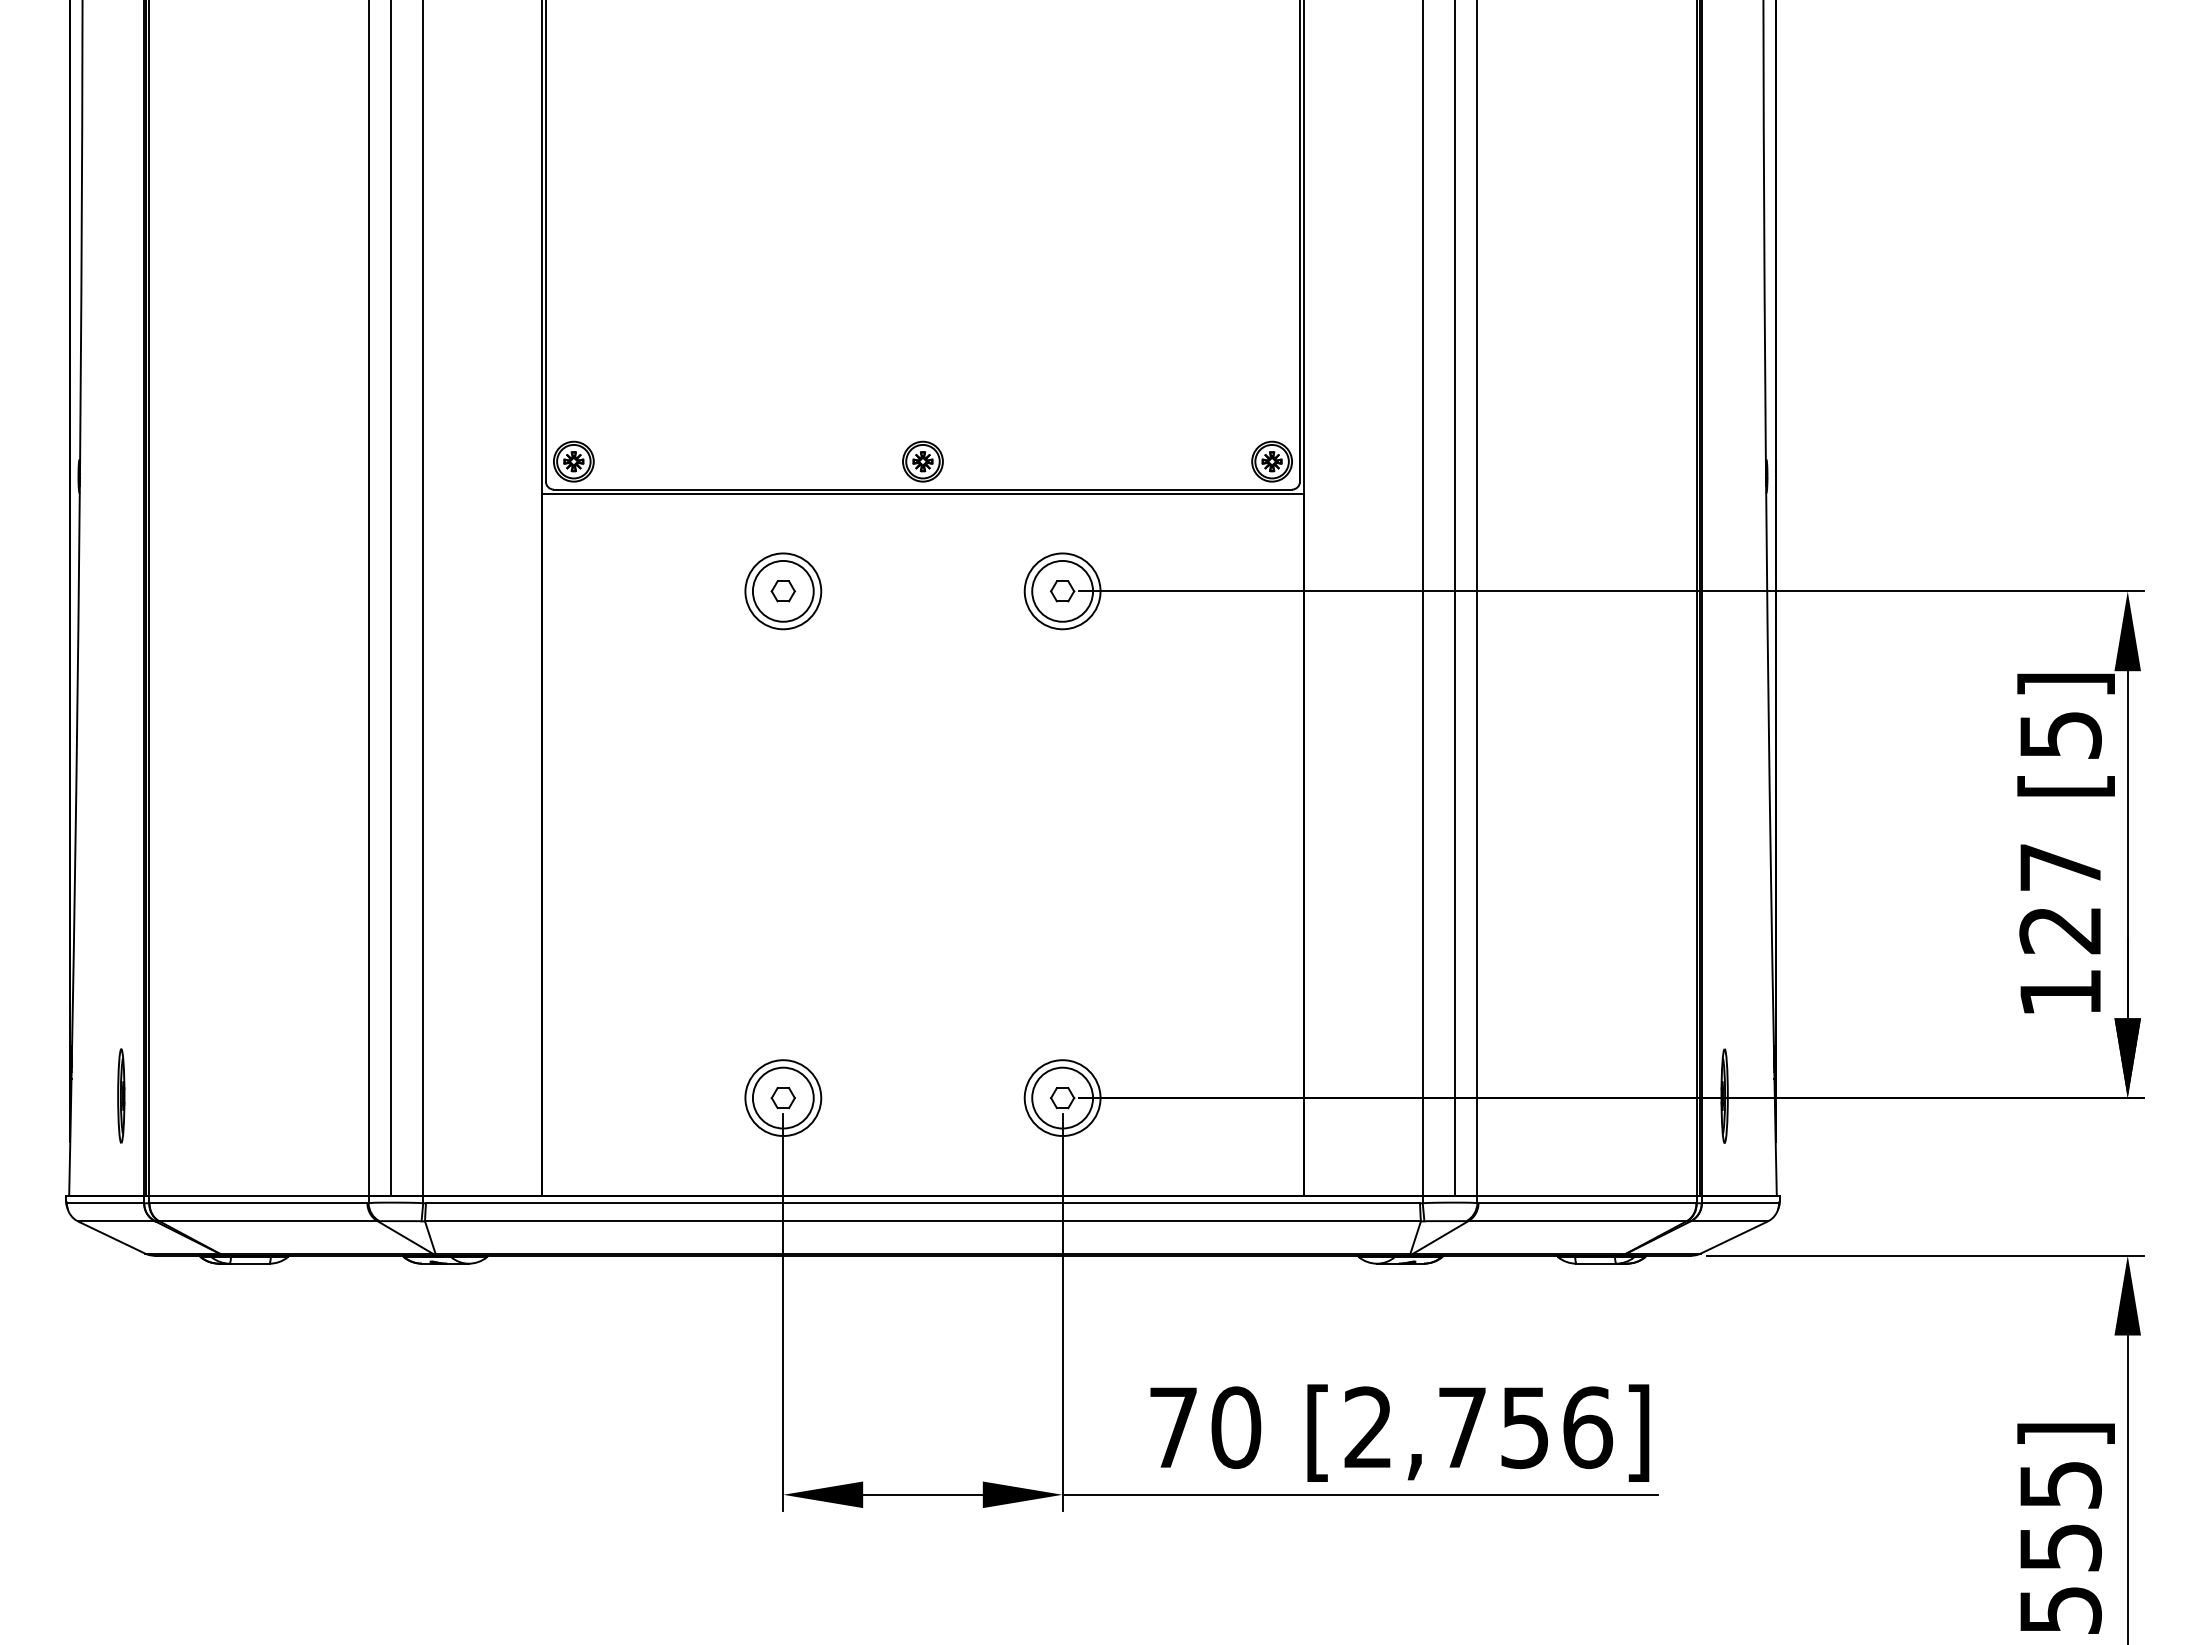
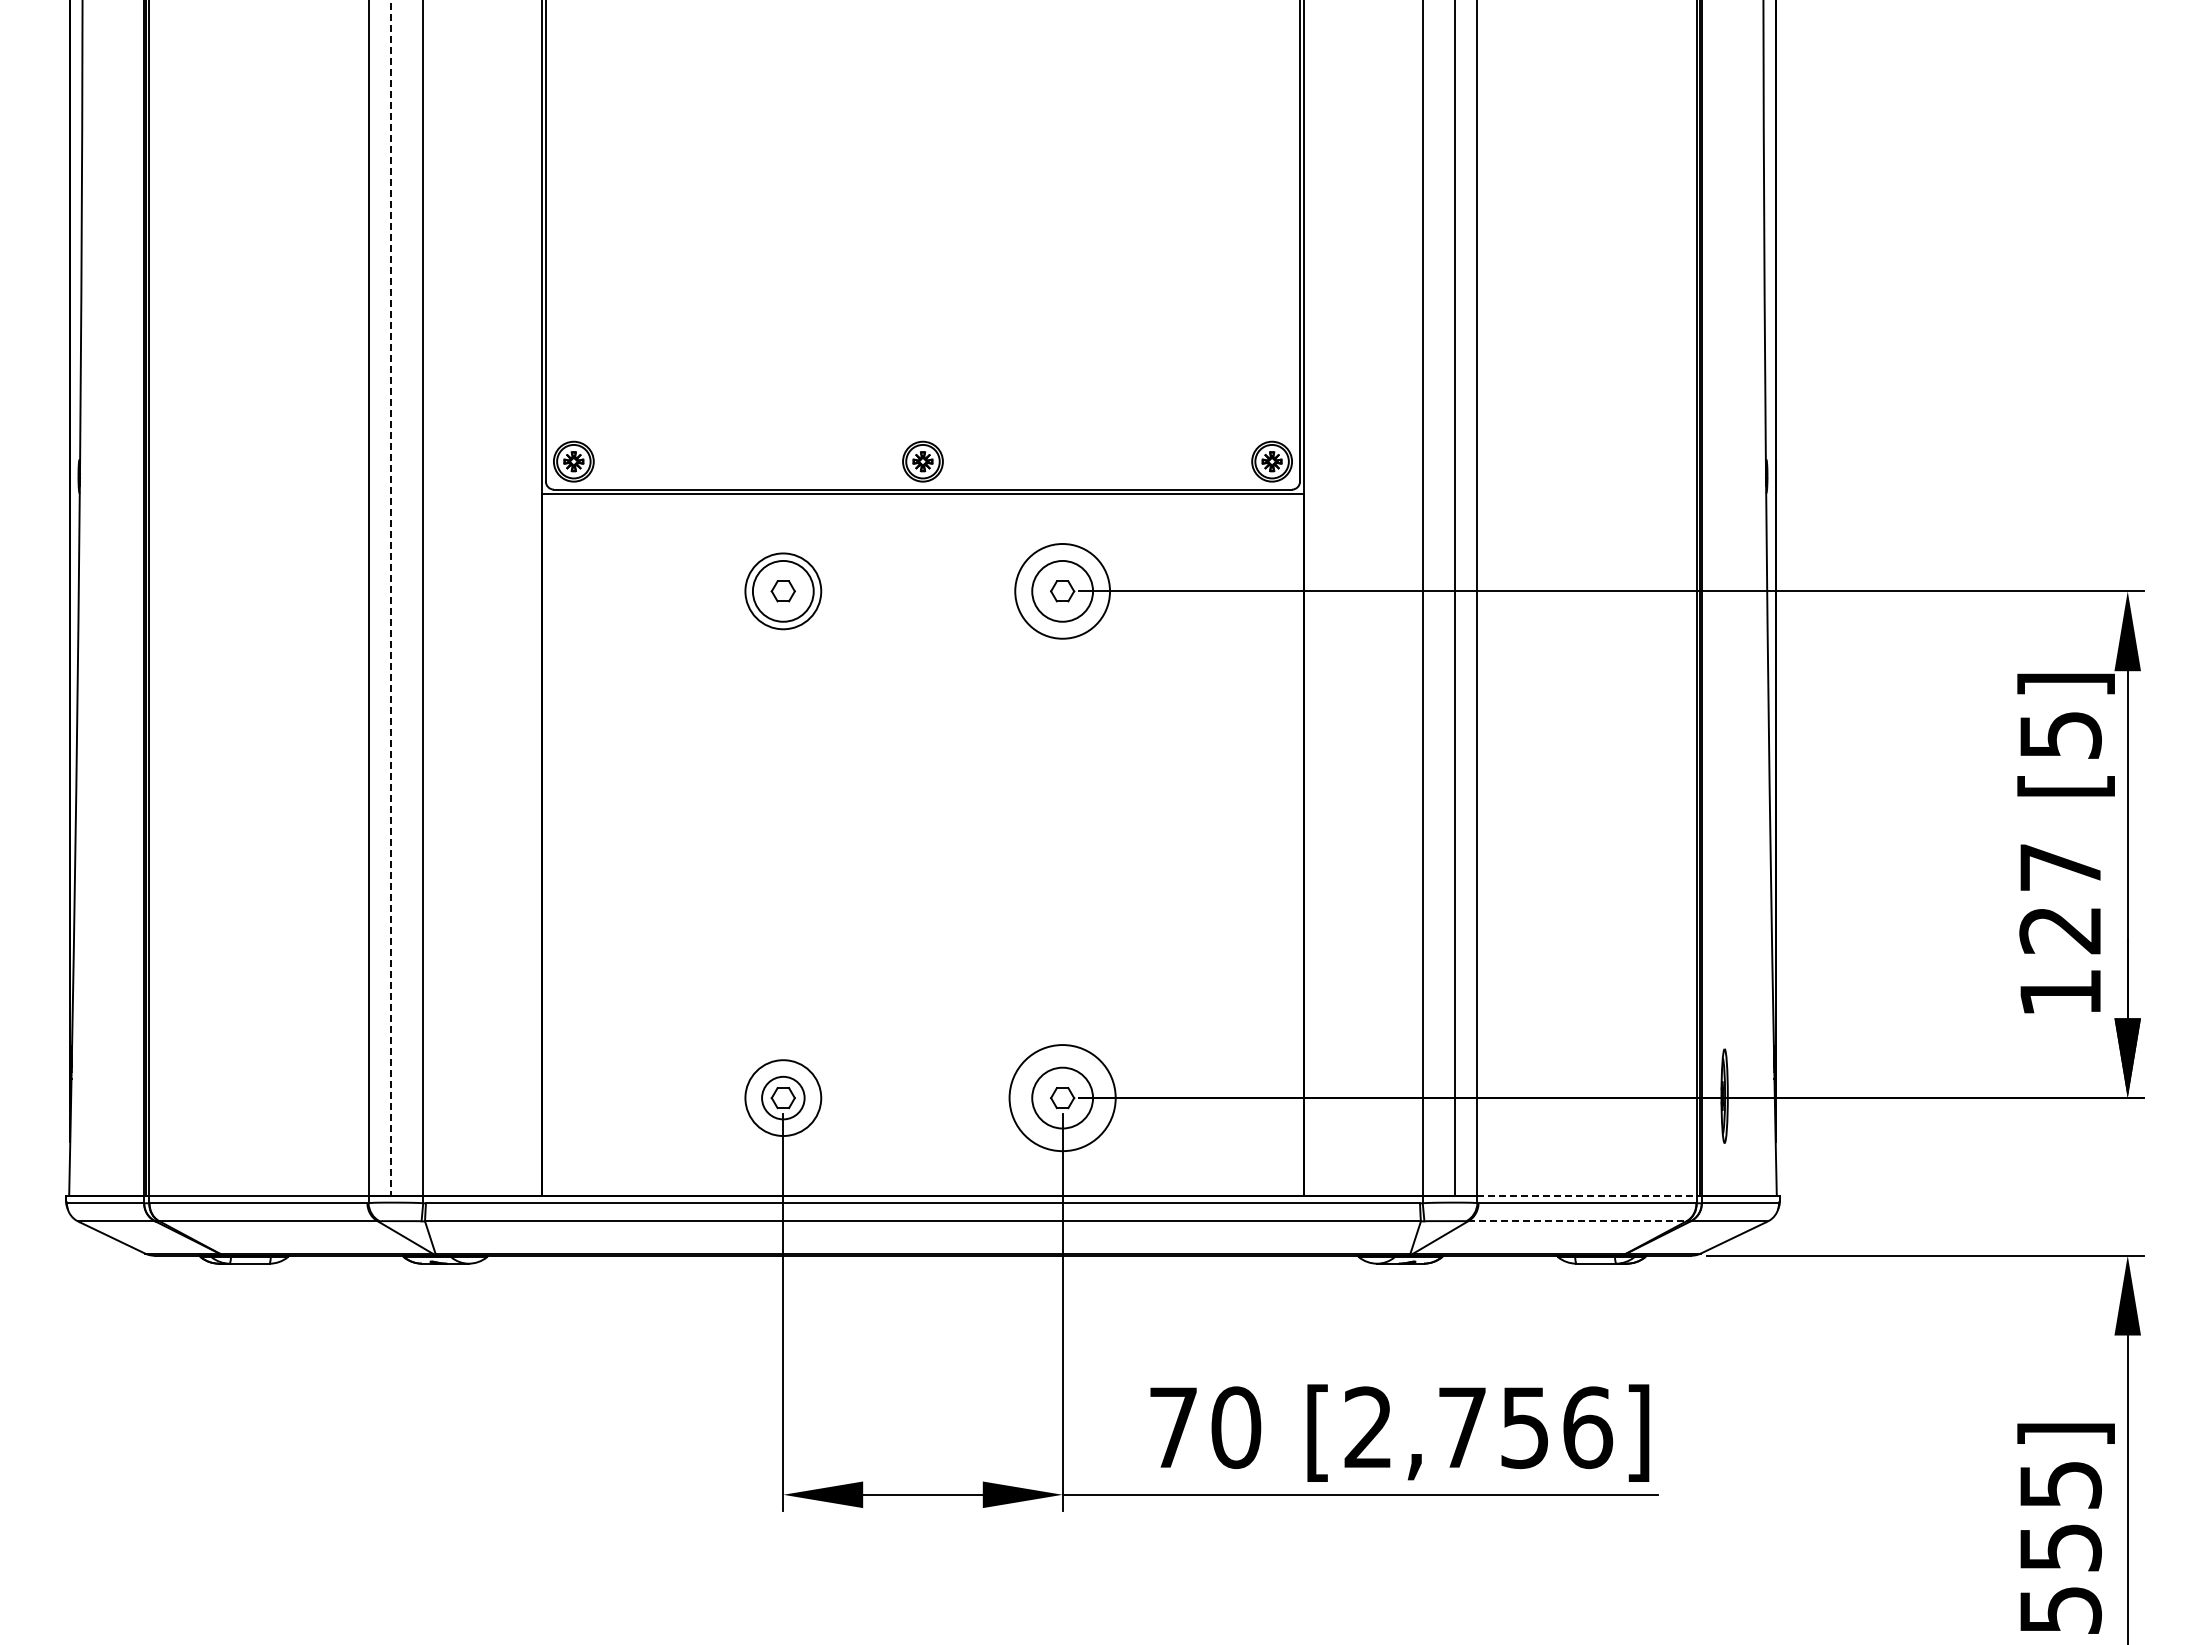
circle diameter: 76 px -> 95 px (1062, 590)
line: solid -> dashed (390, 598)
part: present -> none (121, 1095)
circle diameter: 61 px -> 43 px (783, 1097)
circle diameter: 76 px -> 106 px (1062, 1098)
line: solid -> dashed (1587, 1195)
line: solid -> dashed (1577, 1221)
